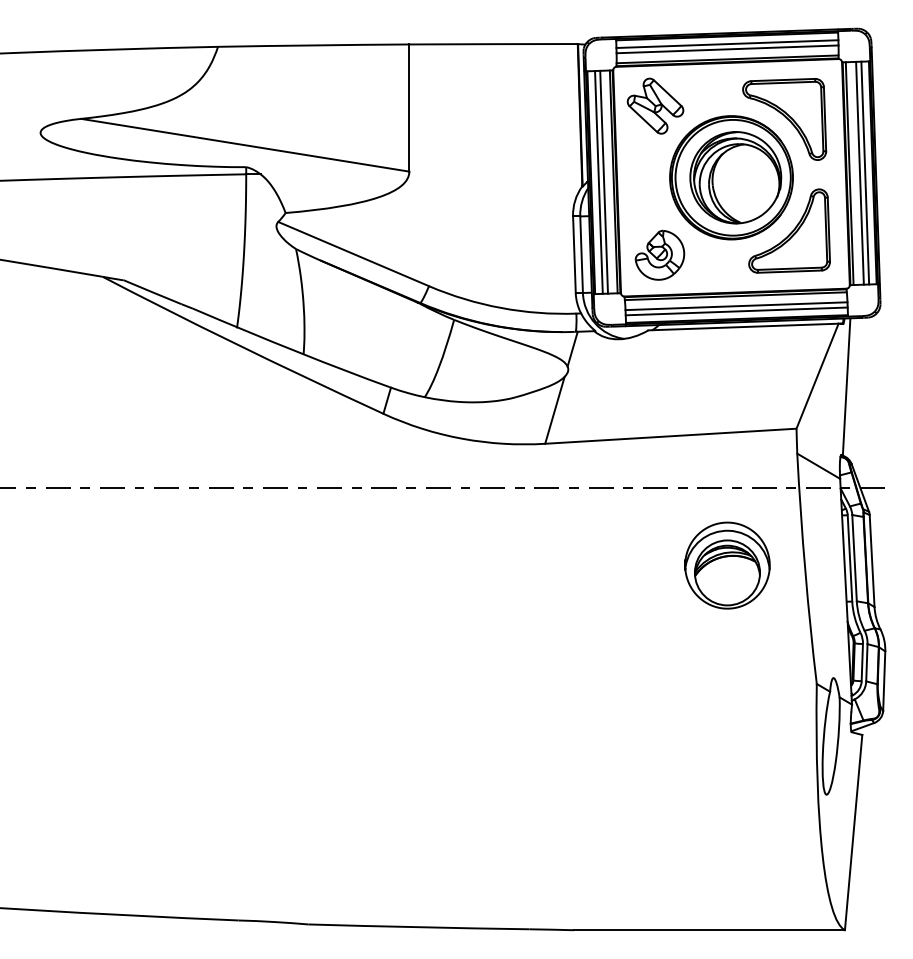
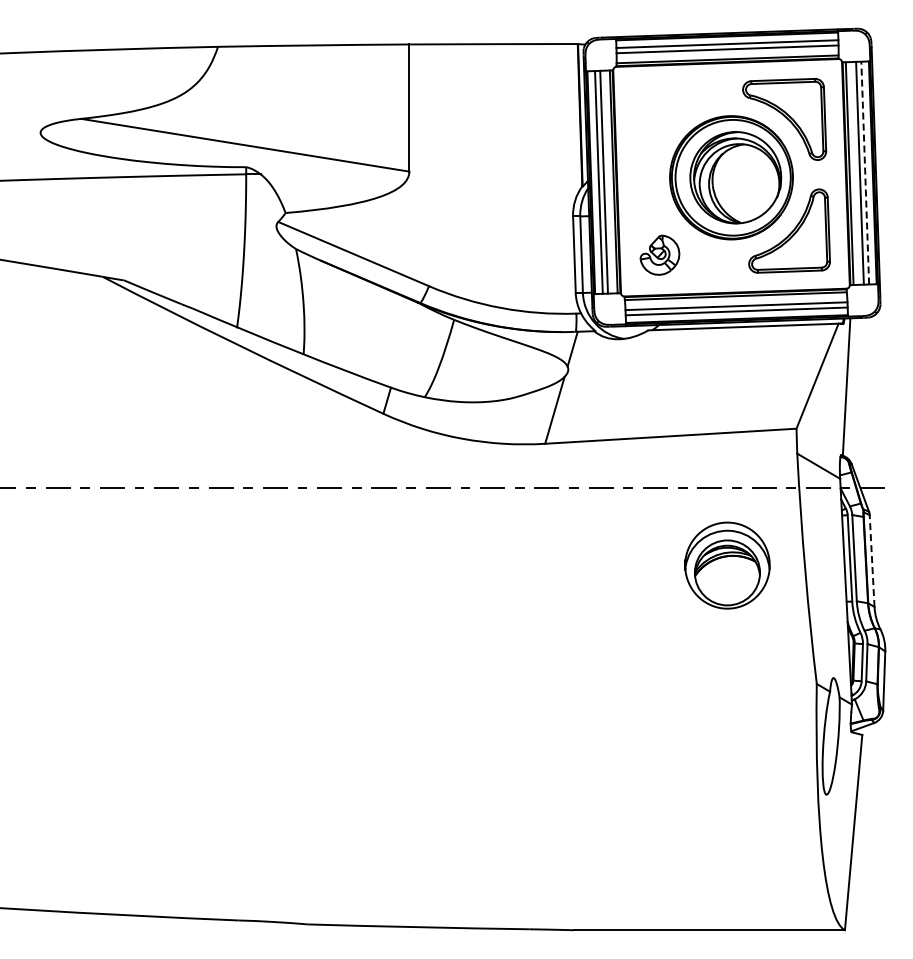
part: present -> none (655, 105)
line: solid -> dashed (865, 172)
part size: 52x52 px -> 42x42 px (659, 254)
line: solid -> dashed (872, 560)
